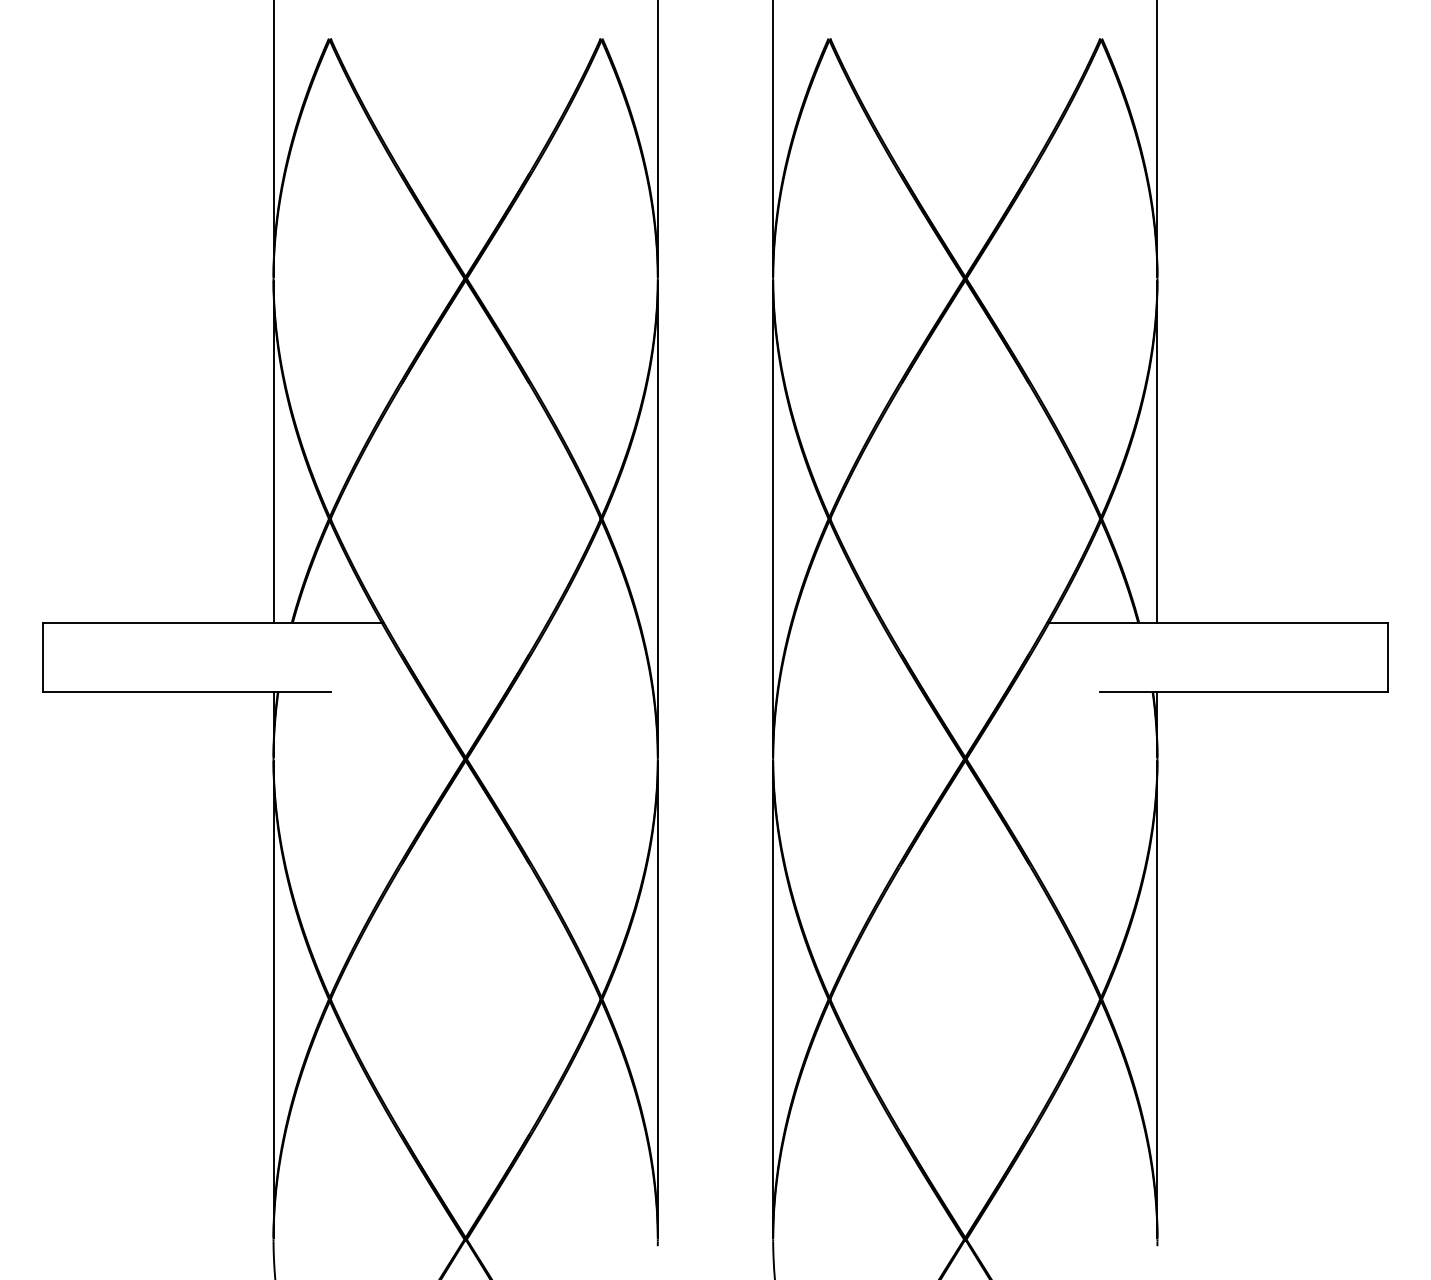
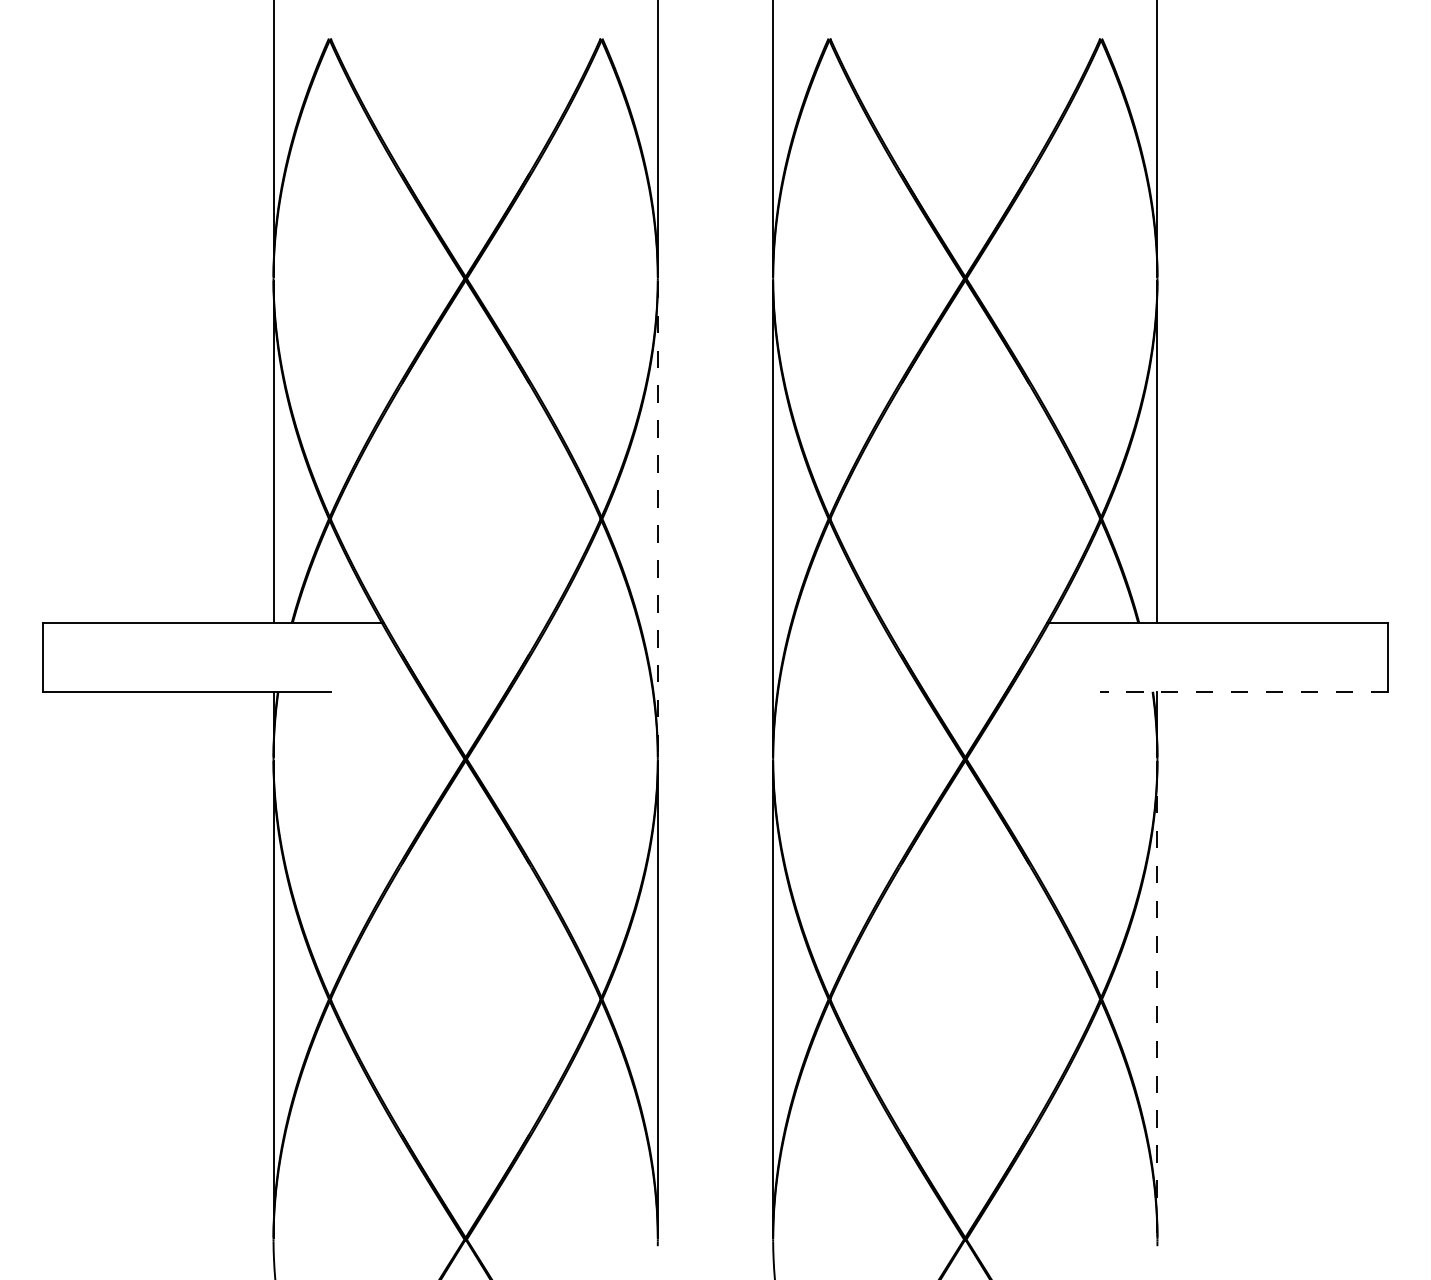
line: solid -> dashed (657, 519)
line: solid -> dashed (1243, 691)
line: solid -> dashed (1157, 999)
